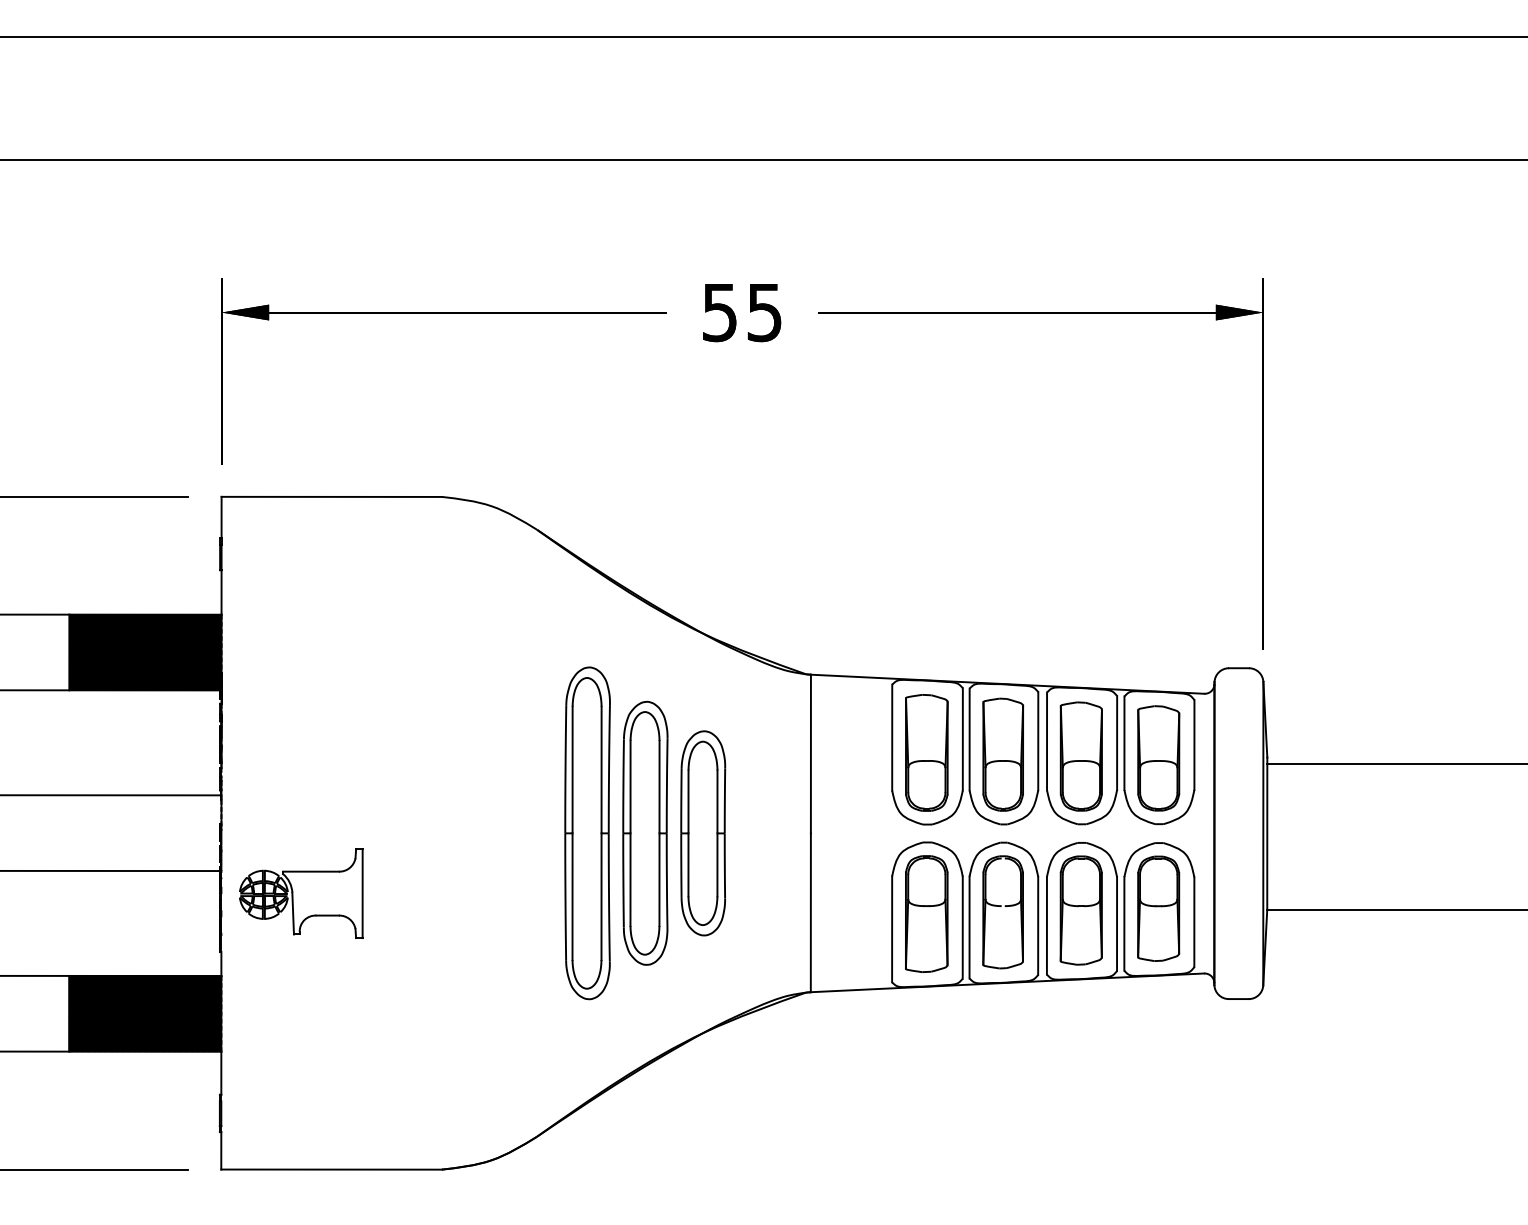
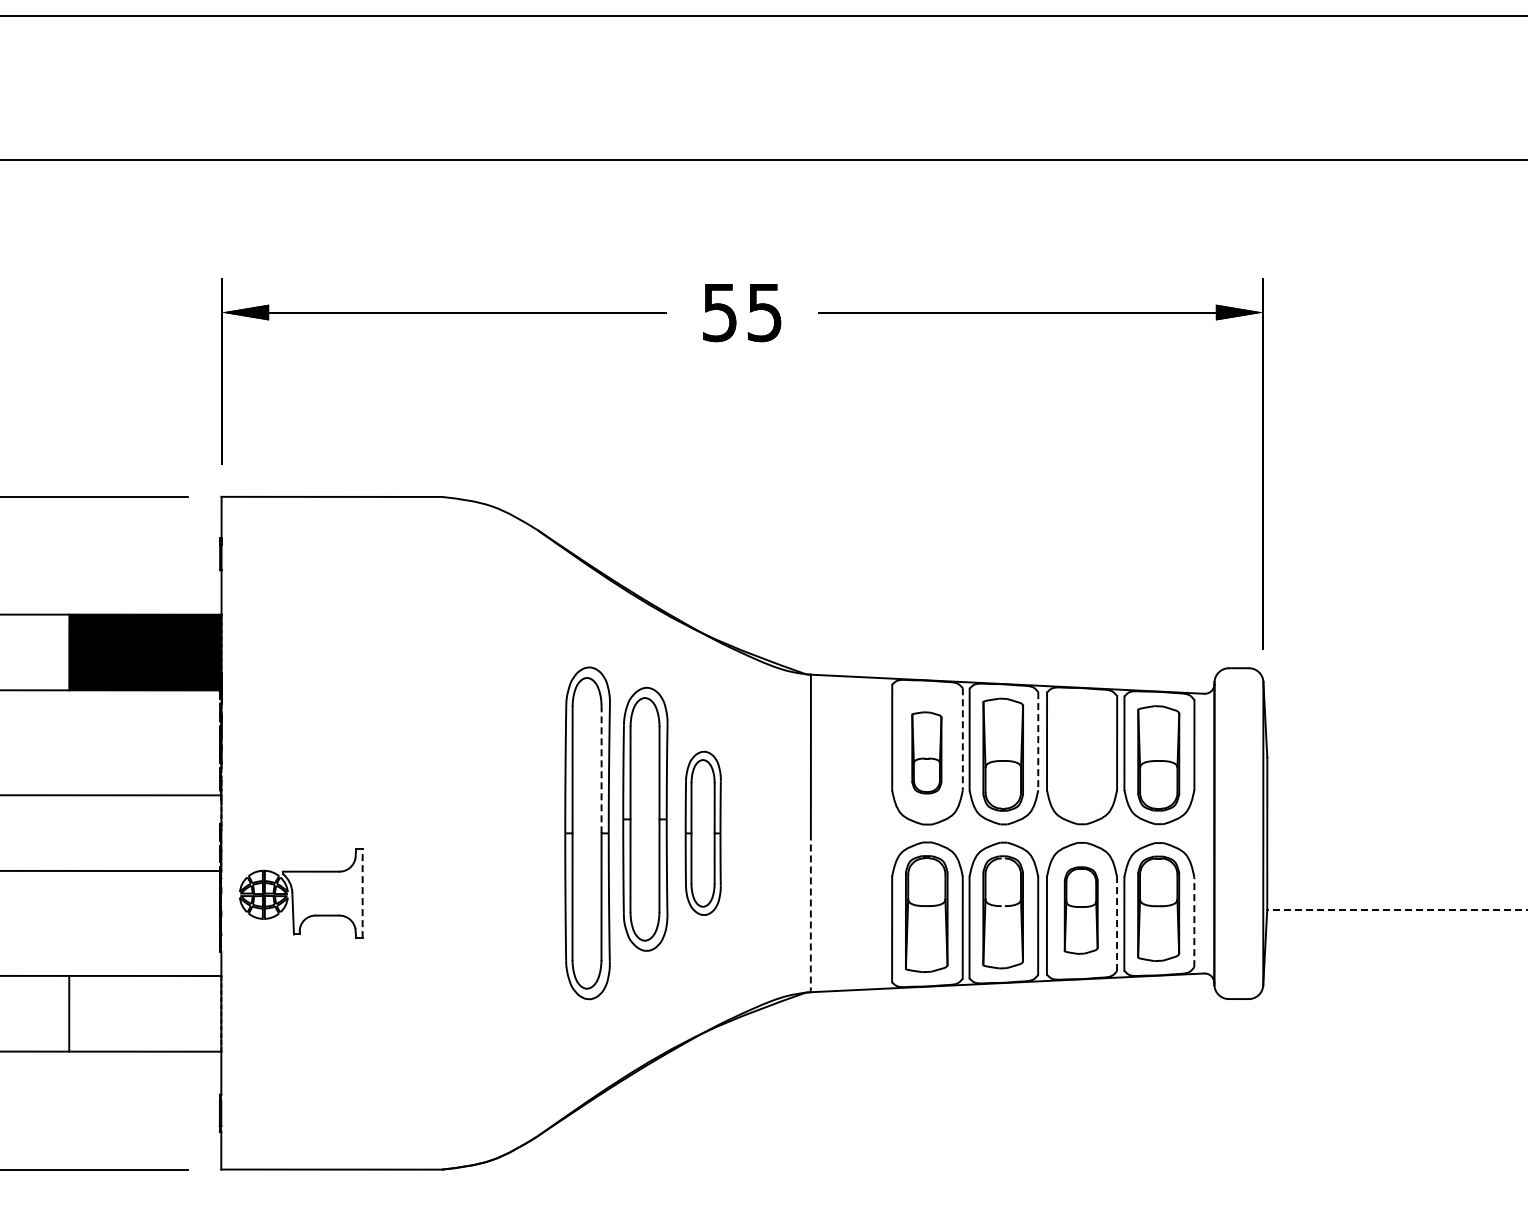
line position: (763, 36) -> (763, 15) (763, 15)
line: solid -> dashed (962, 739)
line: solid -> dashed (1038, 741)
part size: 44x118 px -> 32x84 px (926, 752)
part: present -> none (1080, 756)
line: present -> none (1395, 764)
line: solid -> dashed (601, 769)
part position: (645, 832) -> (645, 818) (645, 818)
part size: 47x207 px -> 38x166 px (702, 832)
line: solid -> dashed (362, 893)
part size: 44x111 px -> 36x89 px (1080, 910)
line: solid -> dashed (1397, 910)
line: solid -> dashed (810, 913)
line: solid -> dashed (1194, 922)
line: solid -> dashed (1117, 924)
hatch: present -> none (145, 1013)
